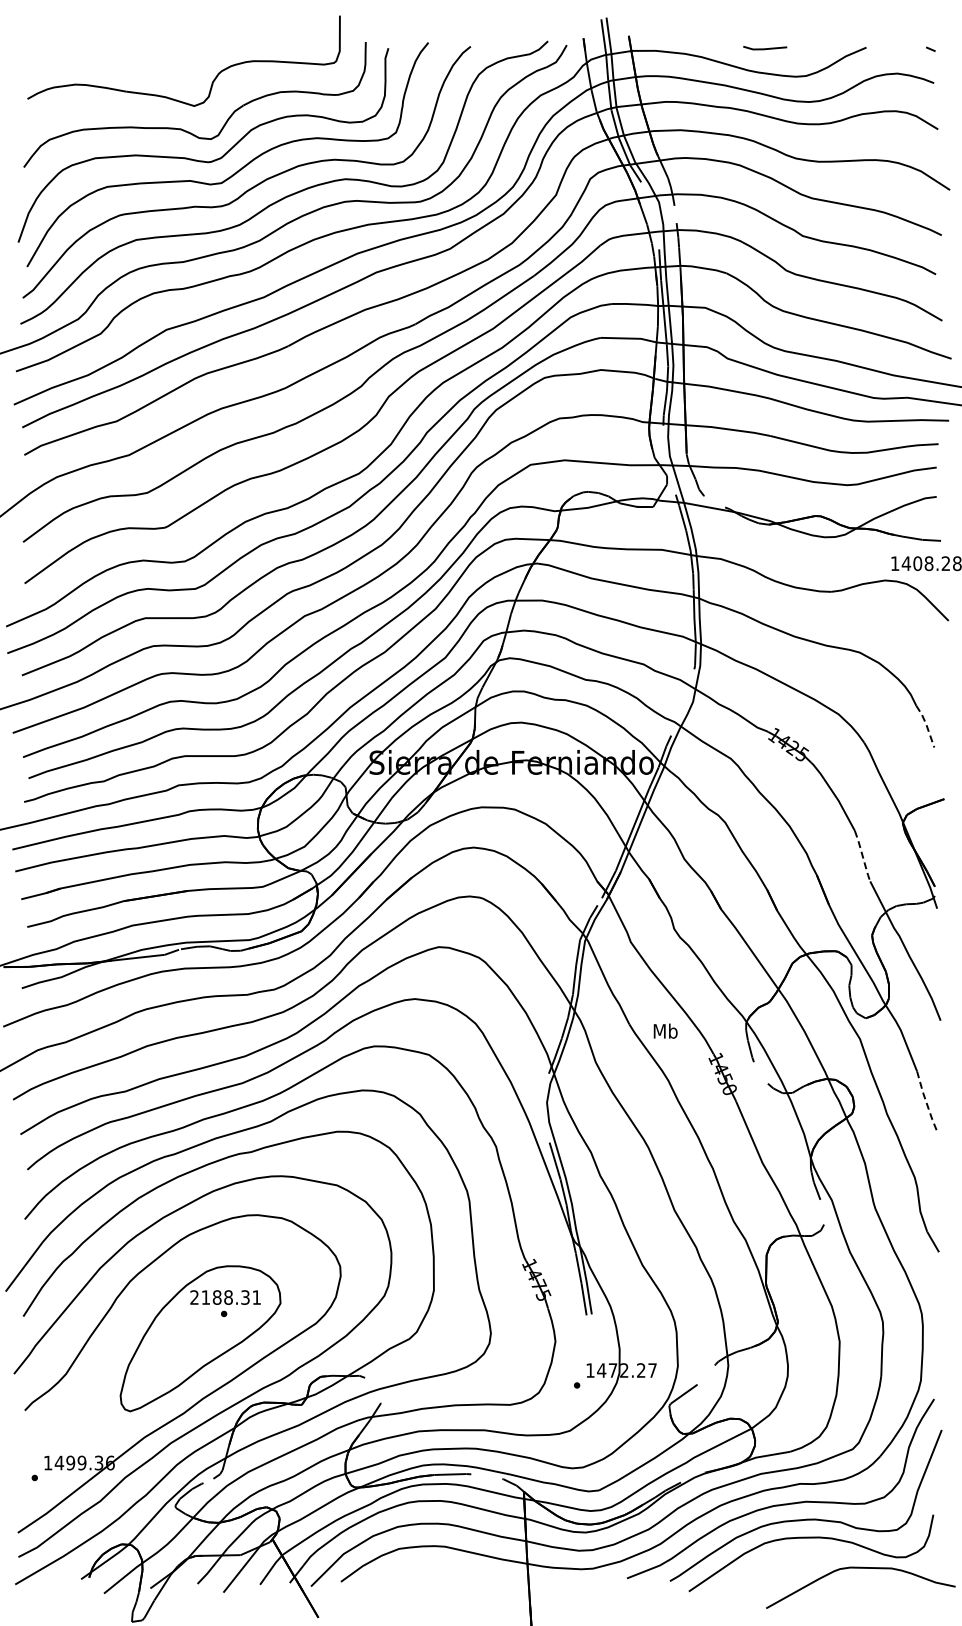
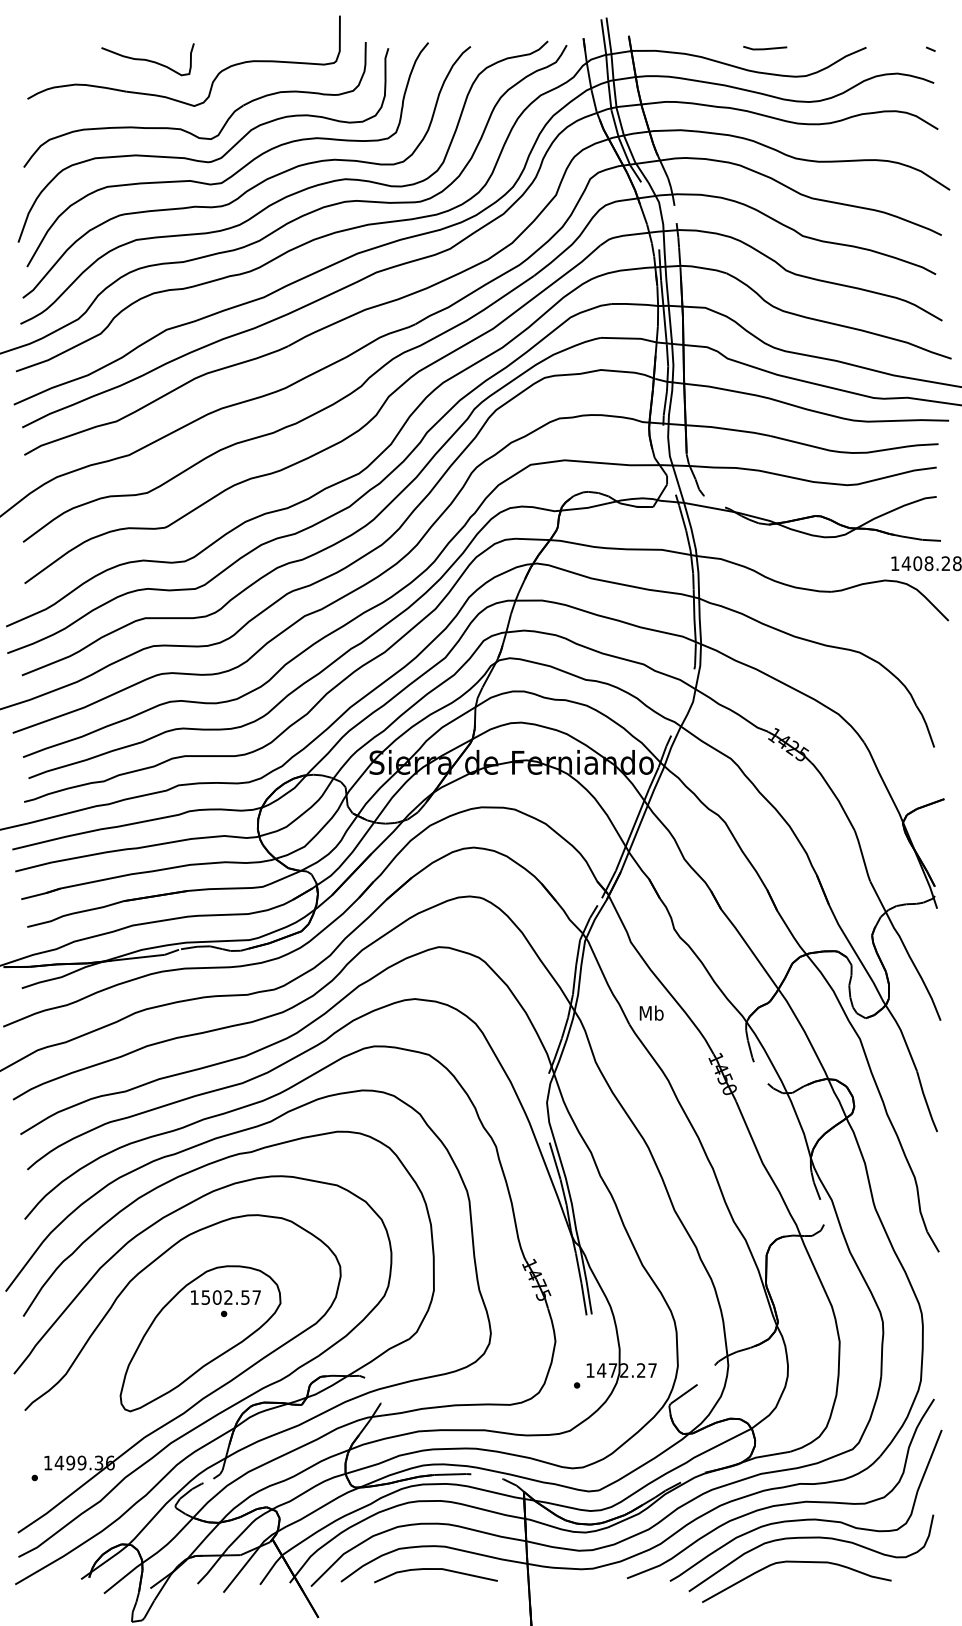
curve: none -> present (147, 59)
line: dashed -> solid (926, 725)
line: dashed -> solid (862, 856)
text position: (665, 1030) -> (651, 1012) (651, 1012)
line: dashed -> solid (926, 1102)
text: 2188.31 -> 1502.57 (225, 1297)
curve position: (860, 1568) -> (796, 1562) (796, 1562)
curve: none -> present (435, 1569)
